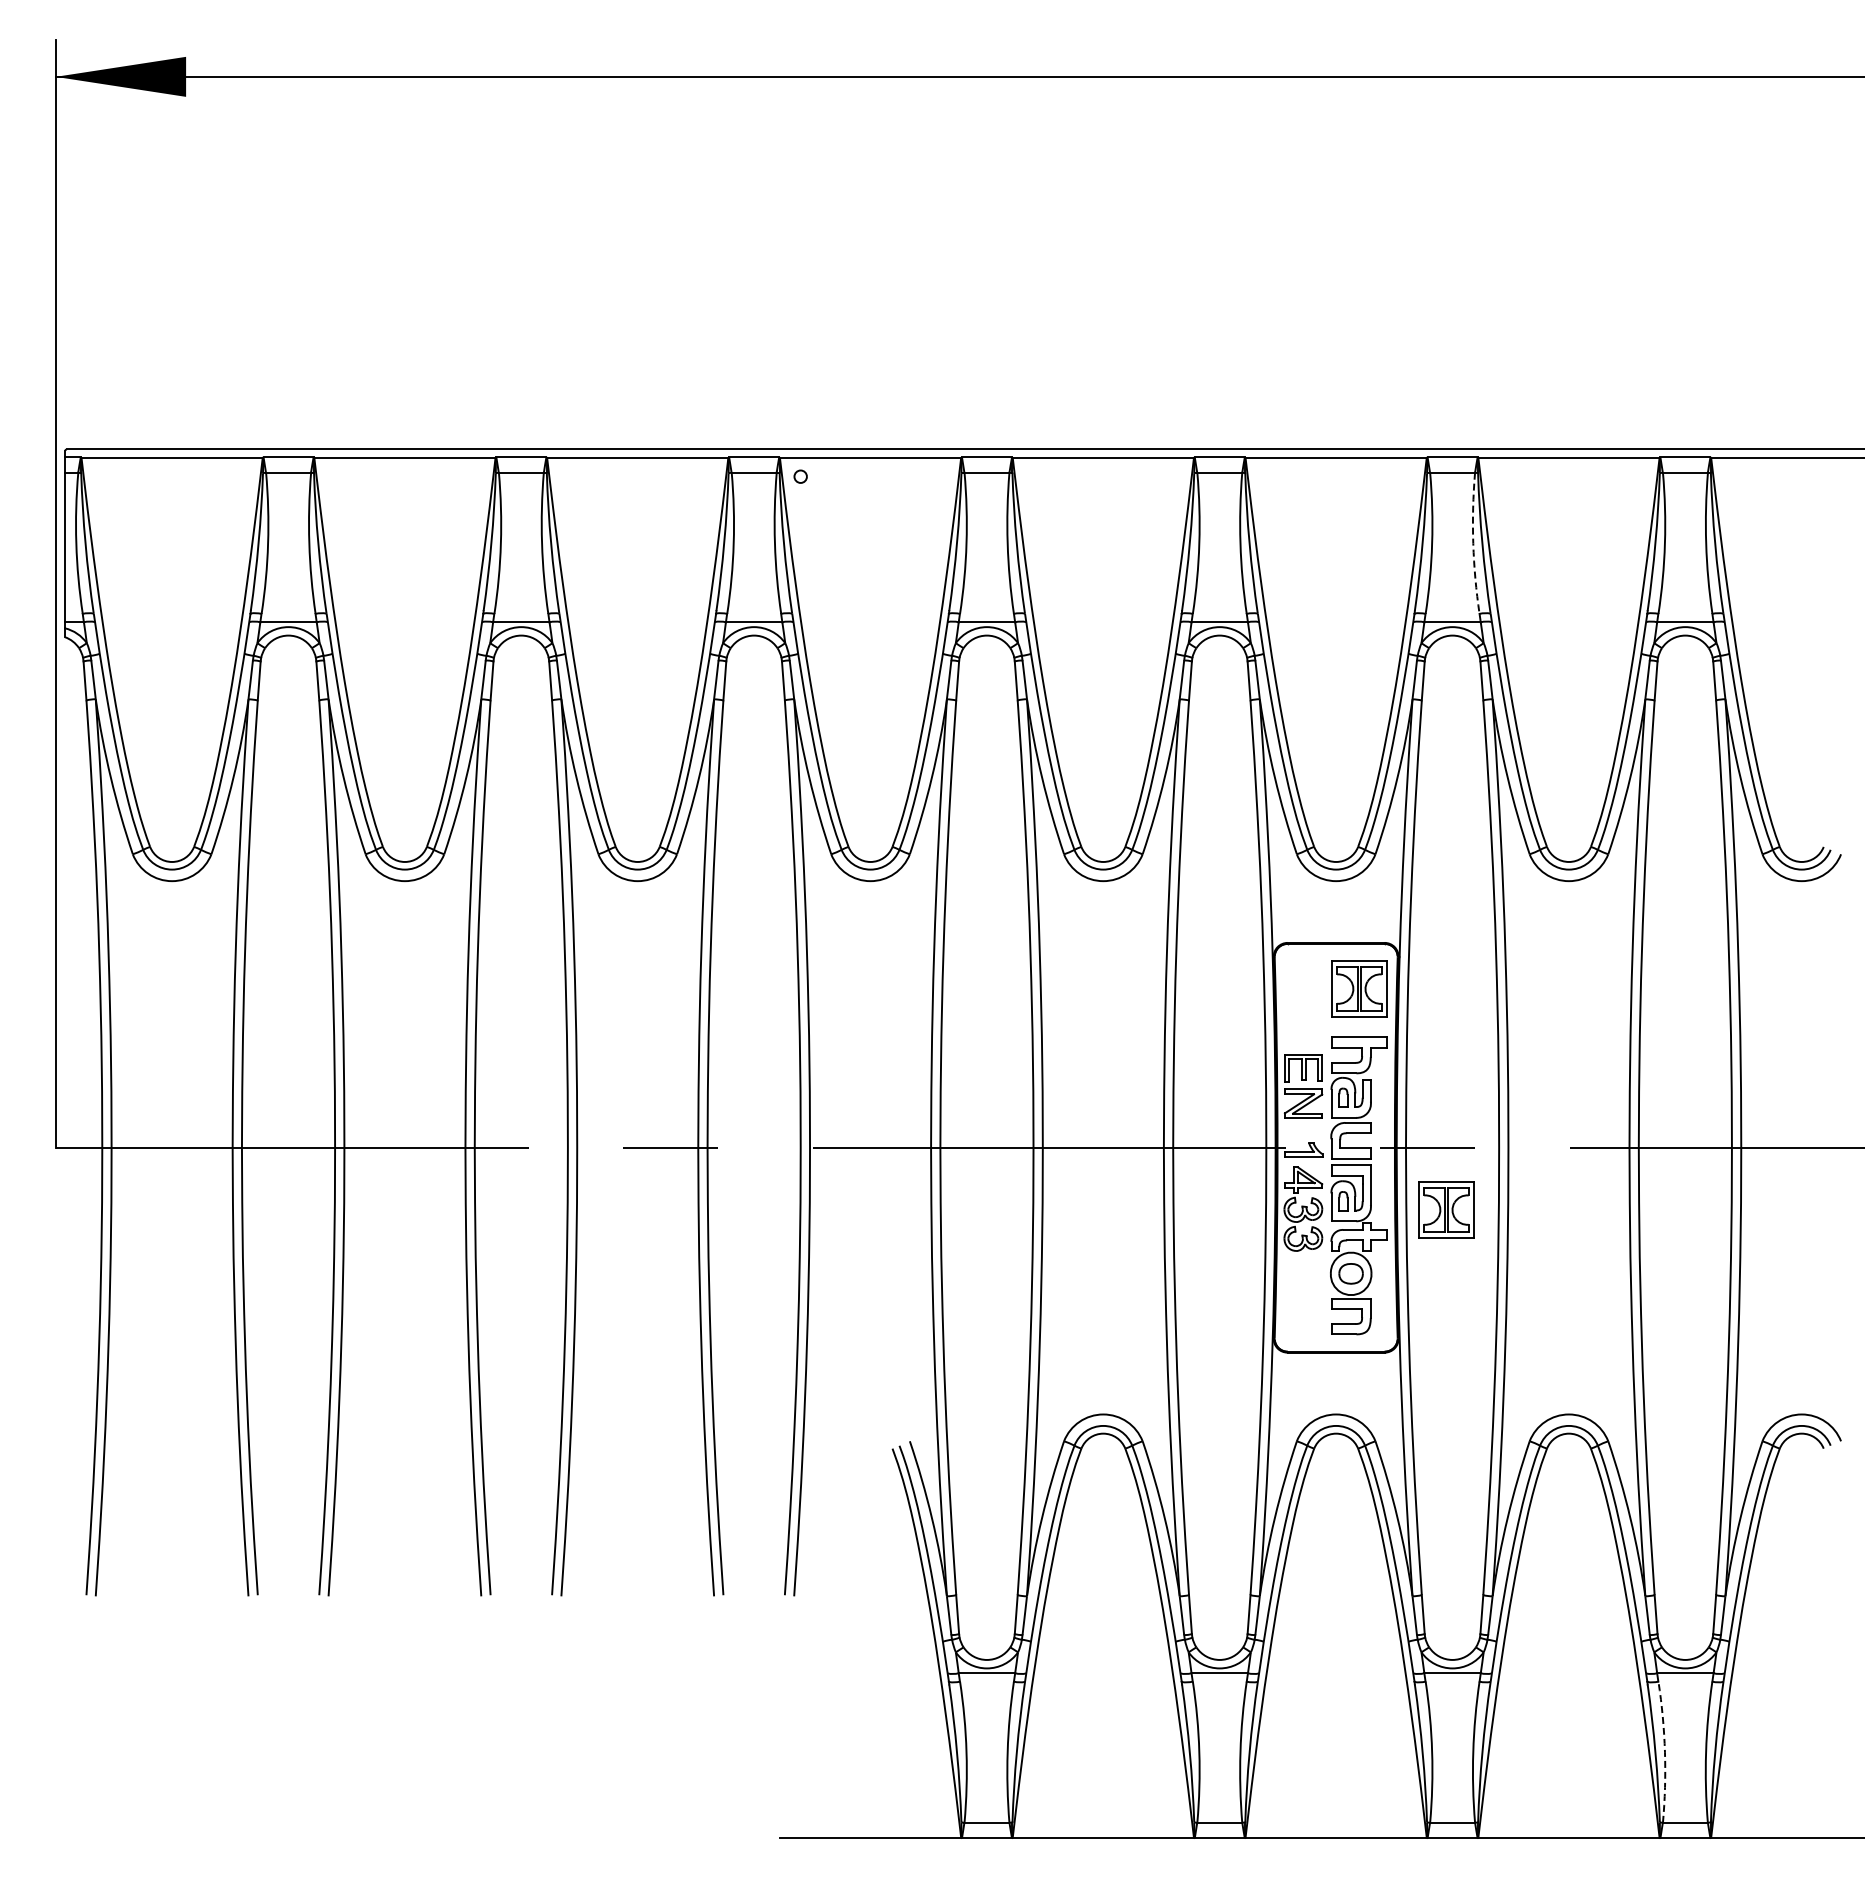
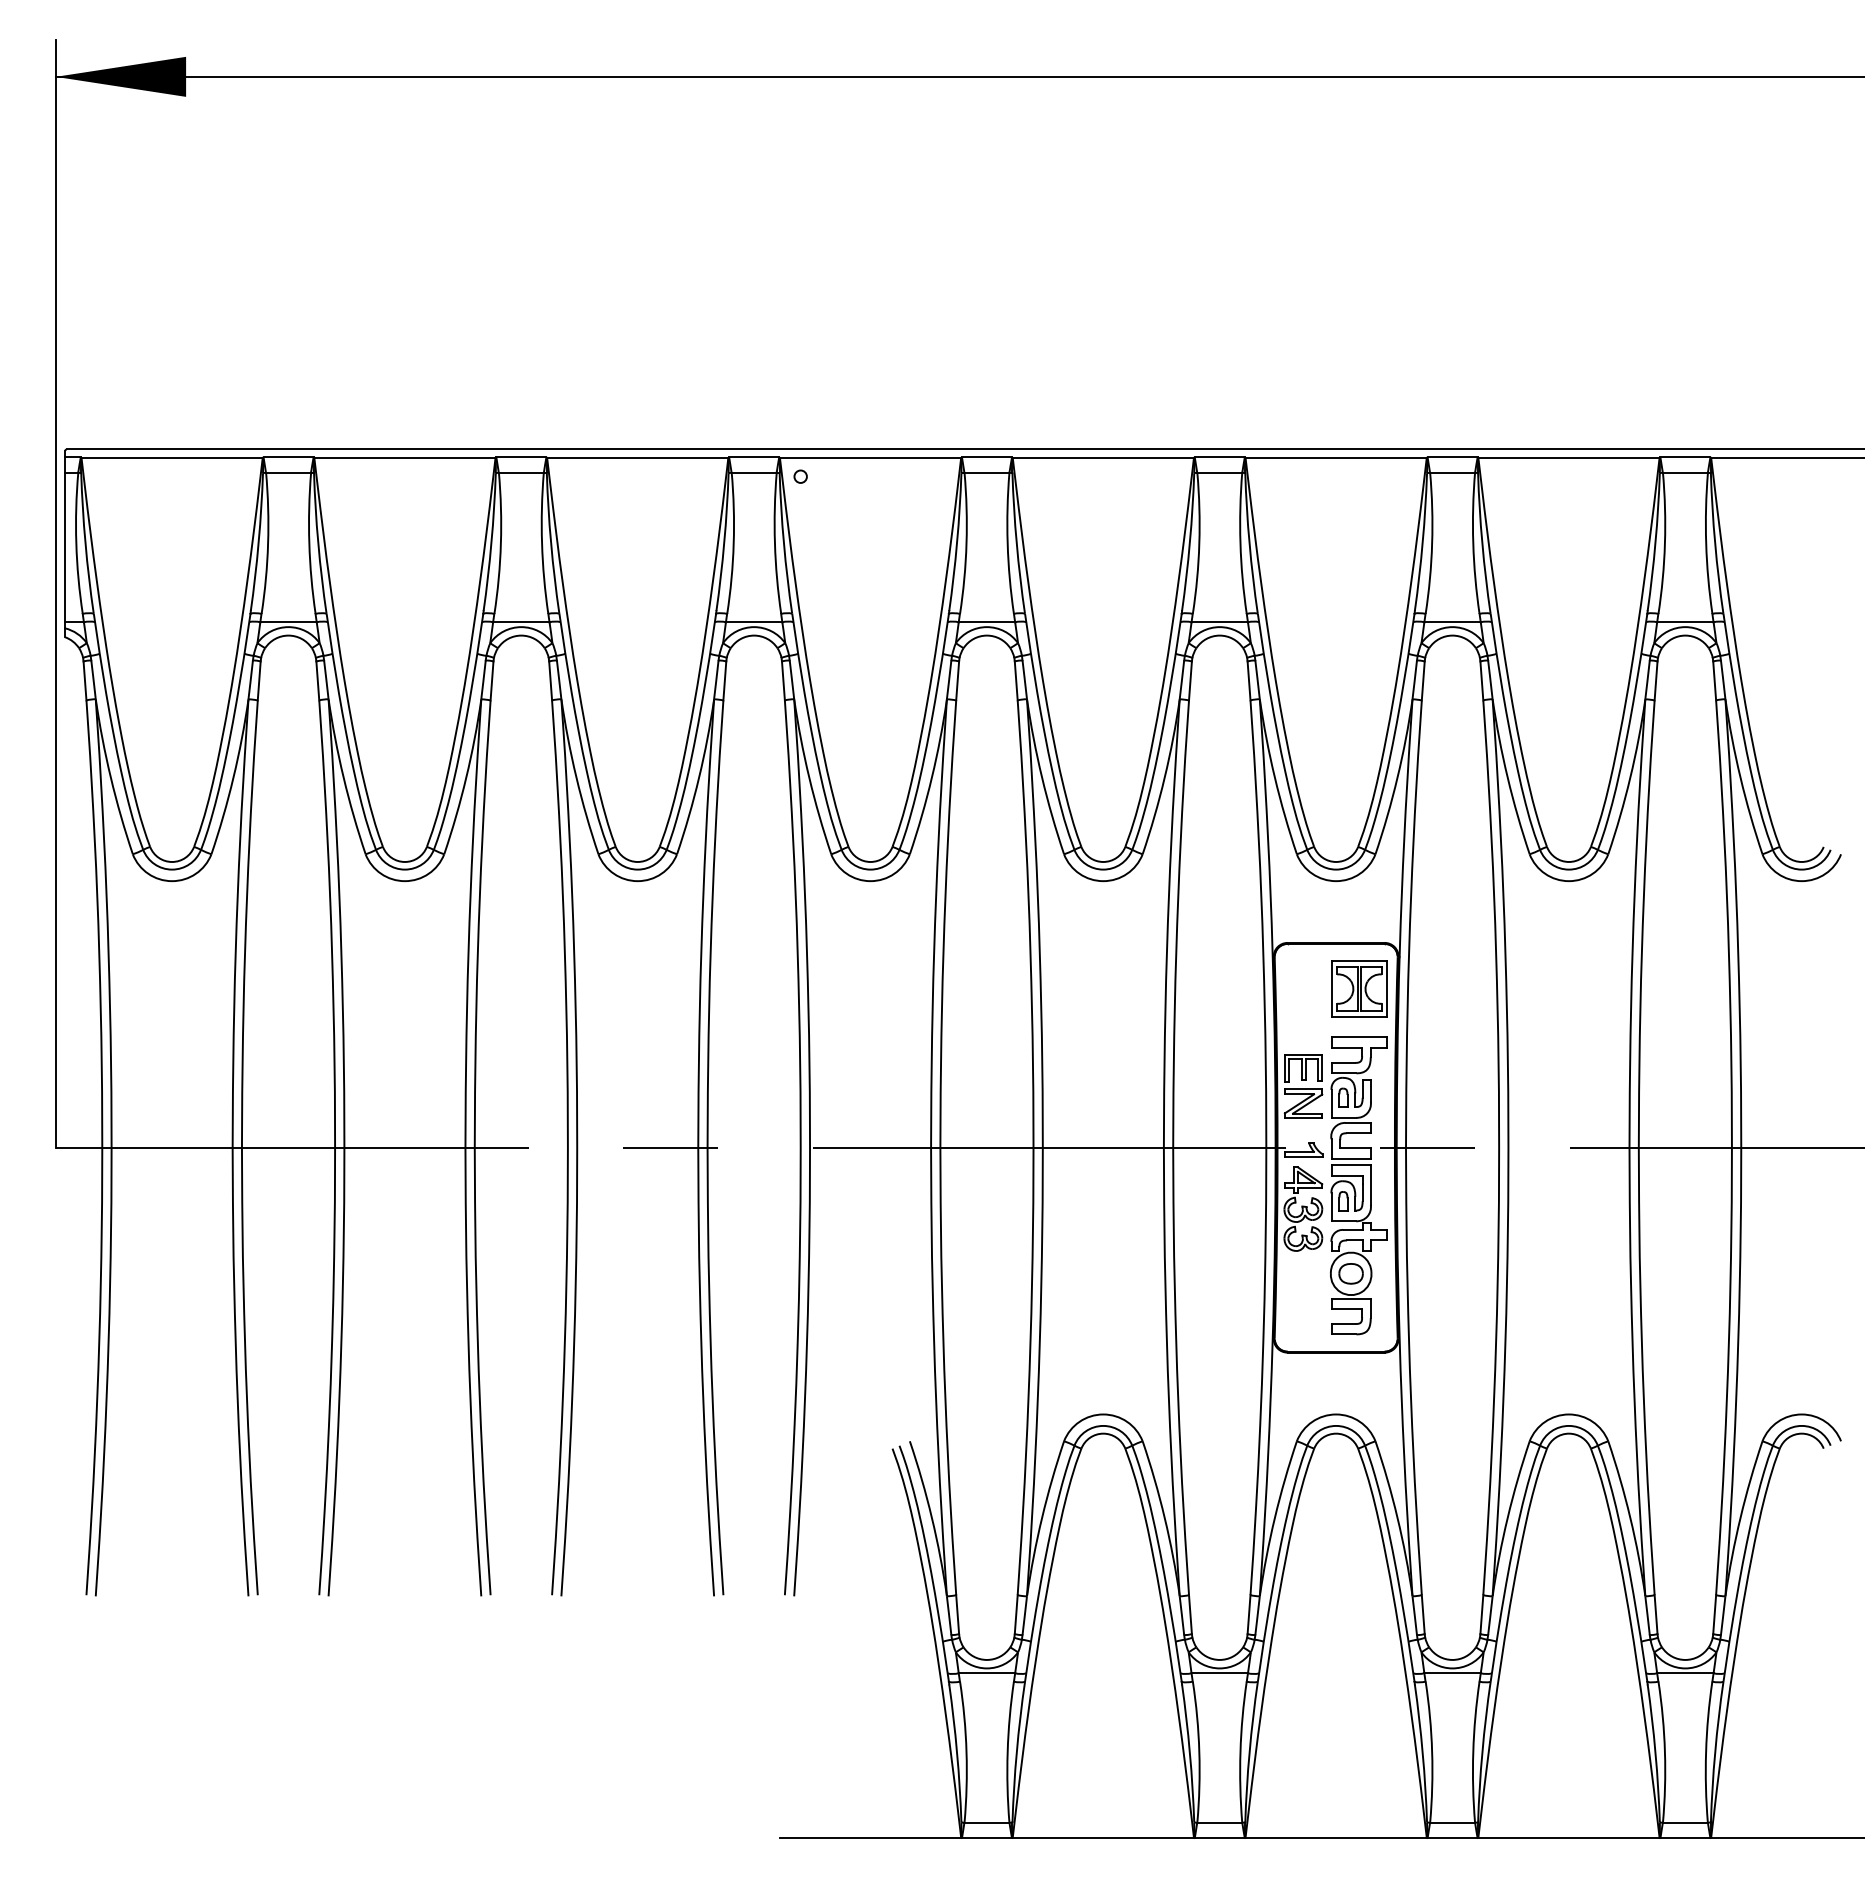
arc: dashed -> solid (1473, 543)
part: present -> none (1446, 1209)
arc: dashed -> solid (1664, 1752)
